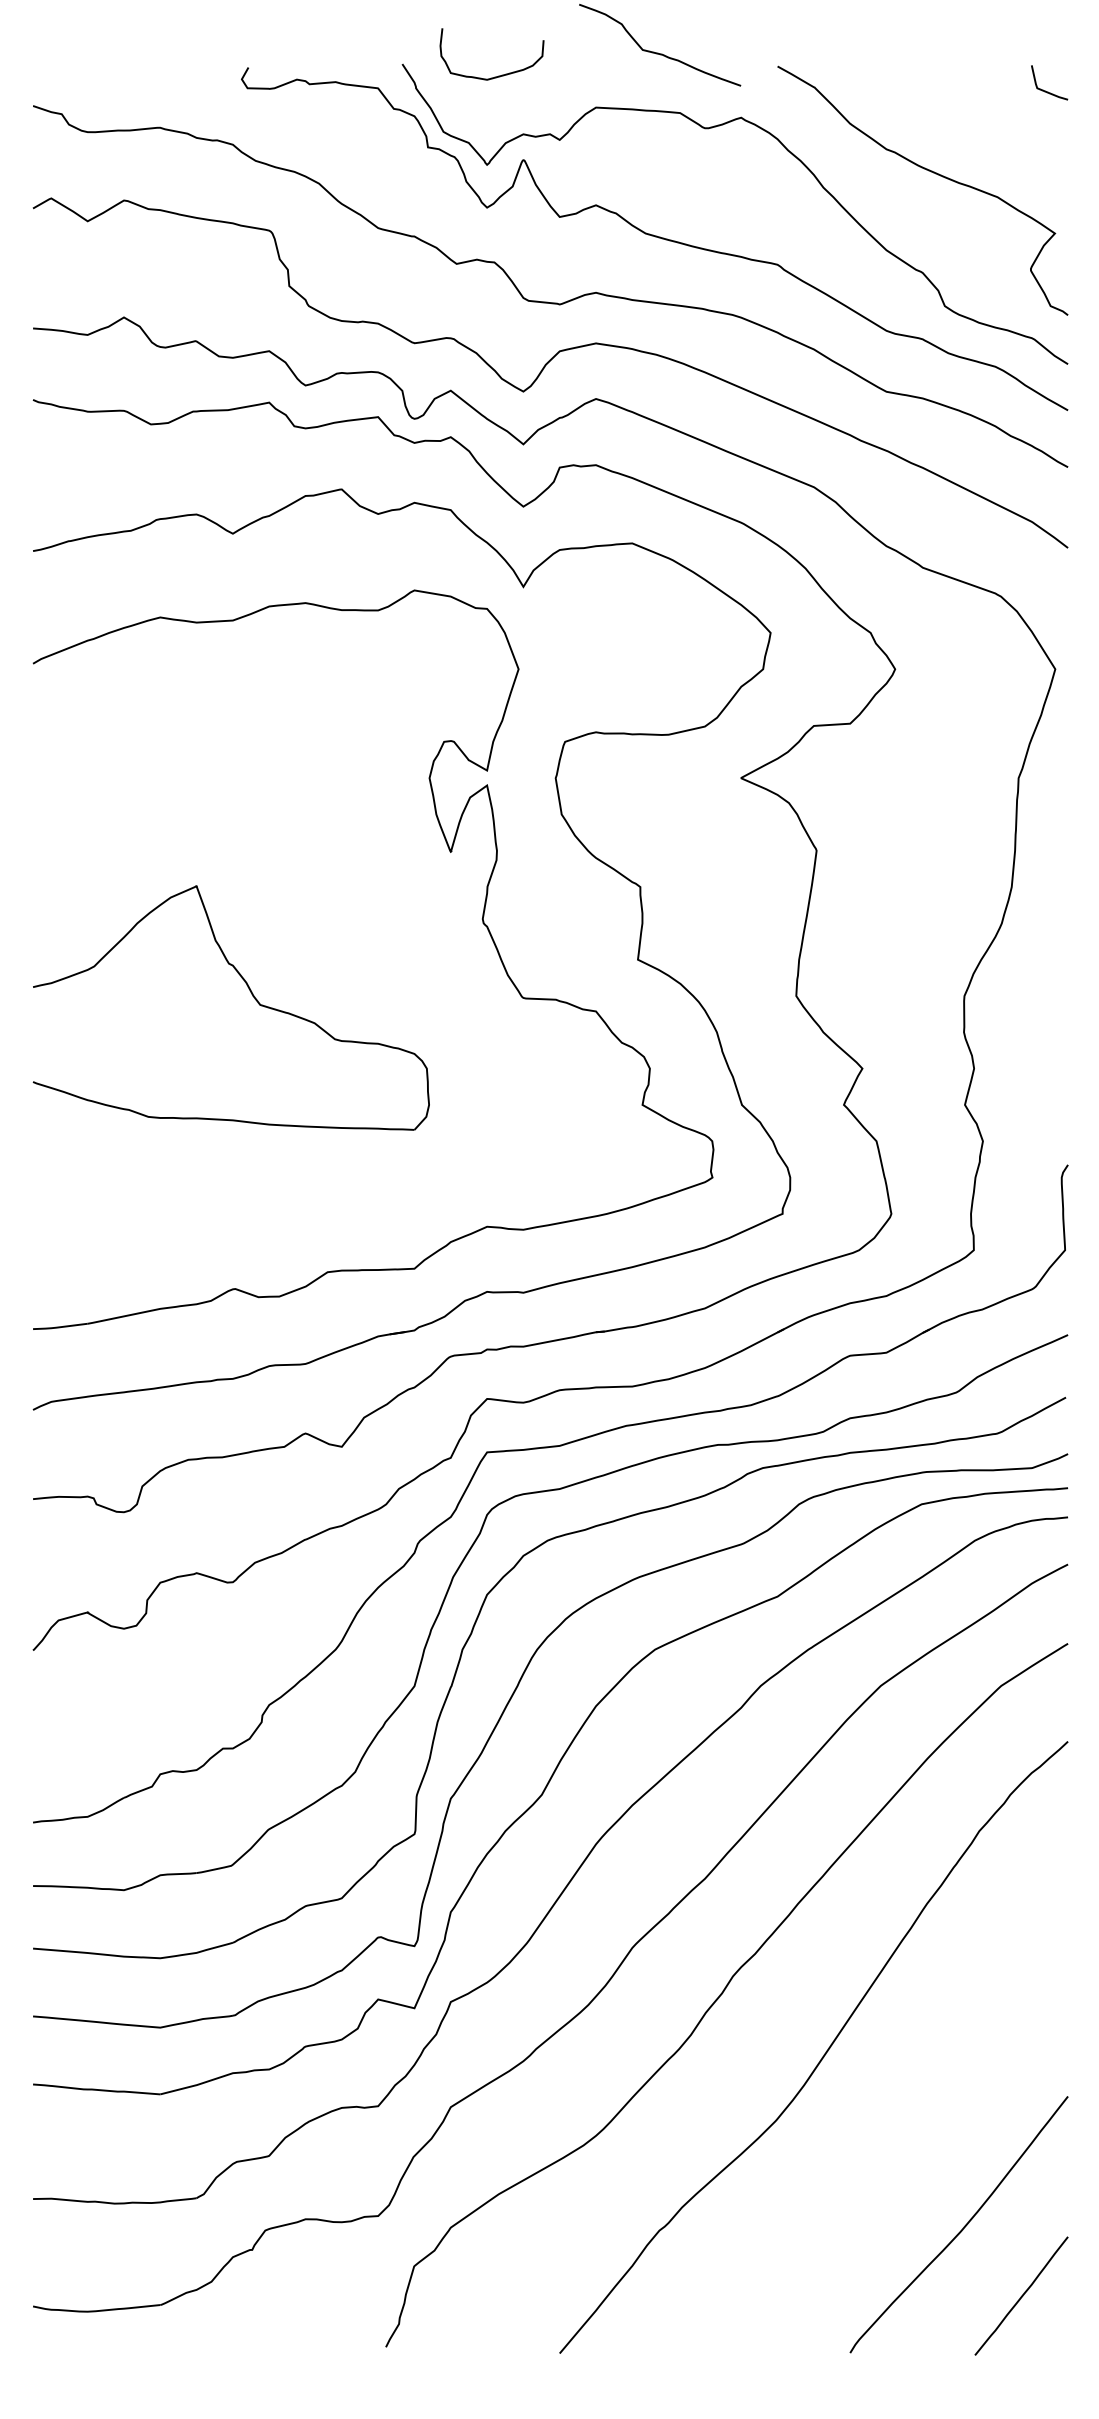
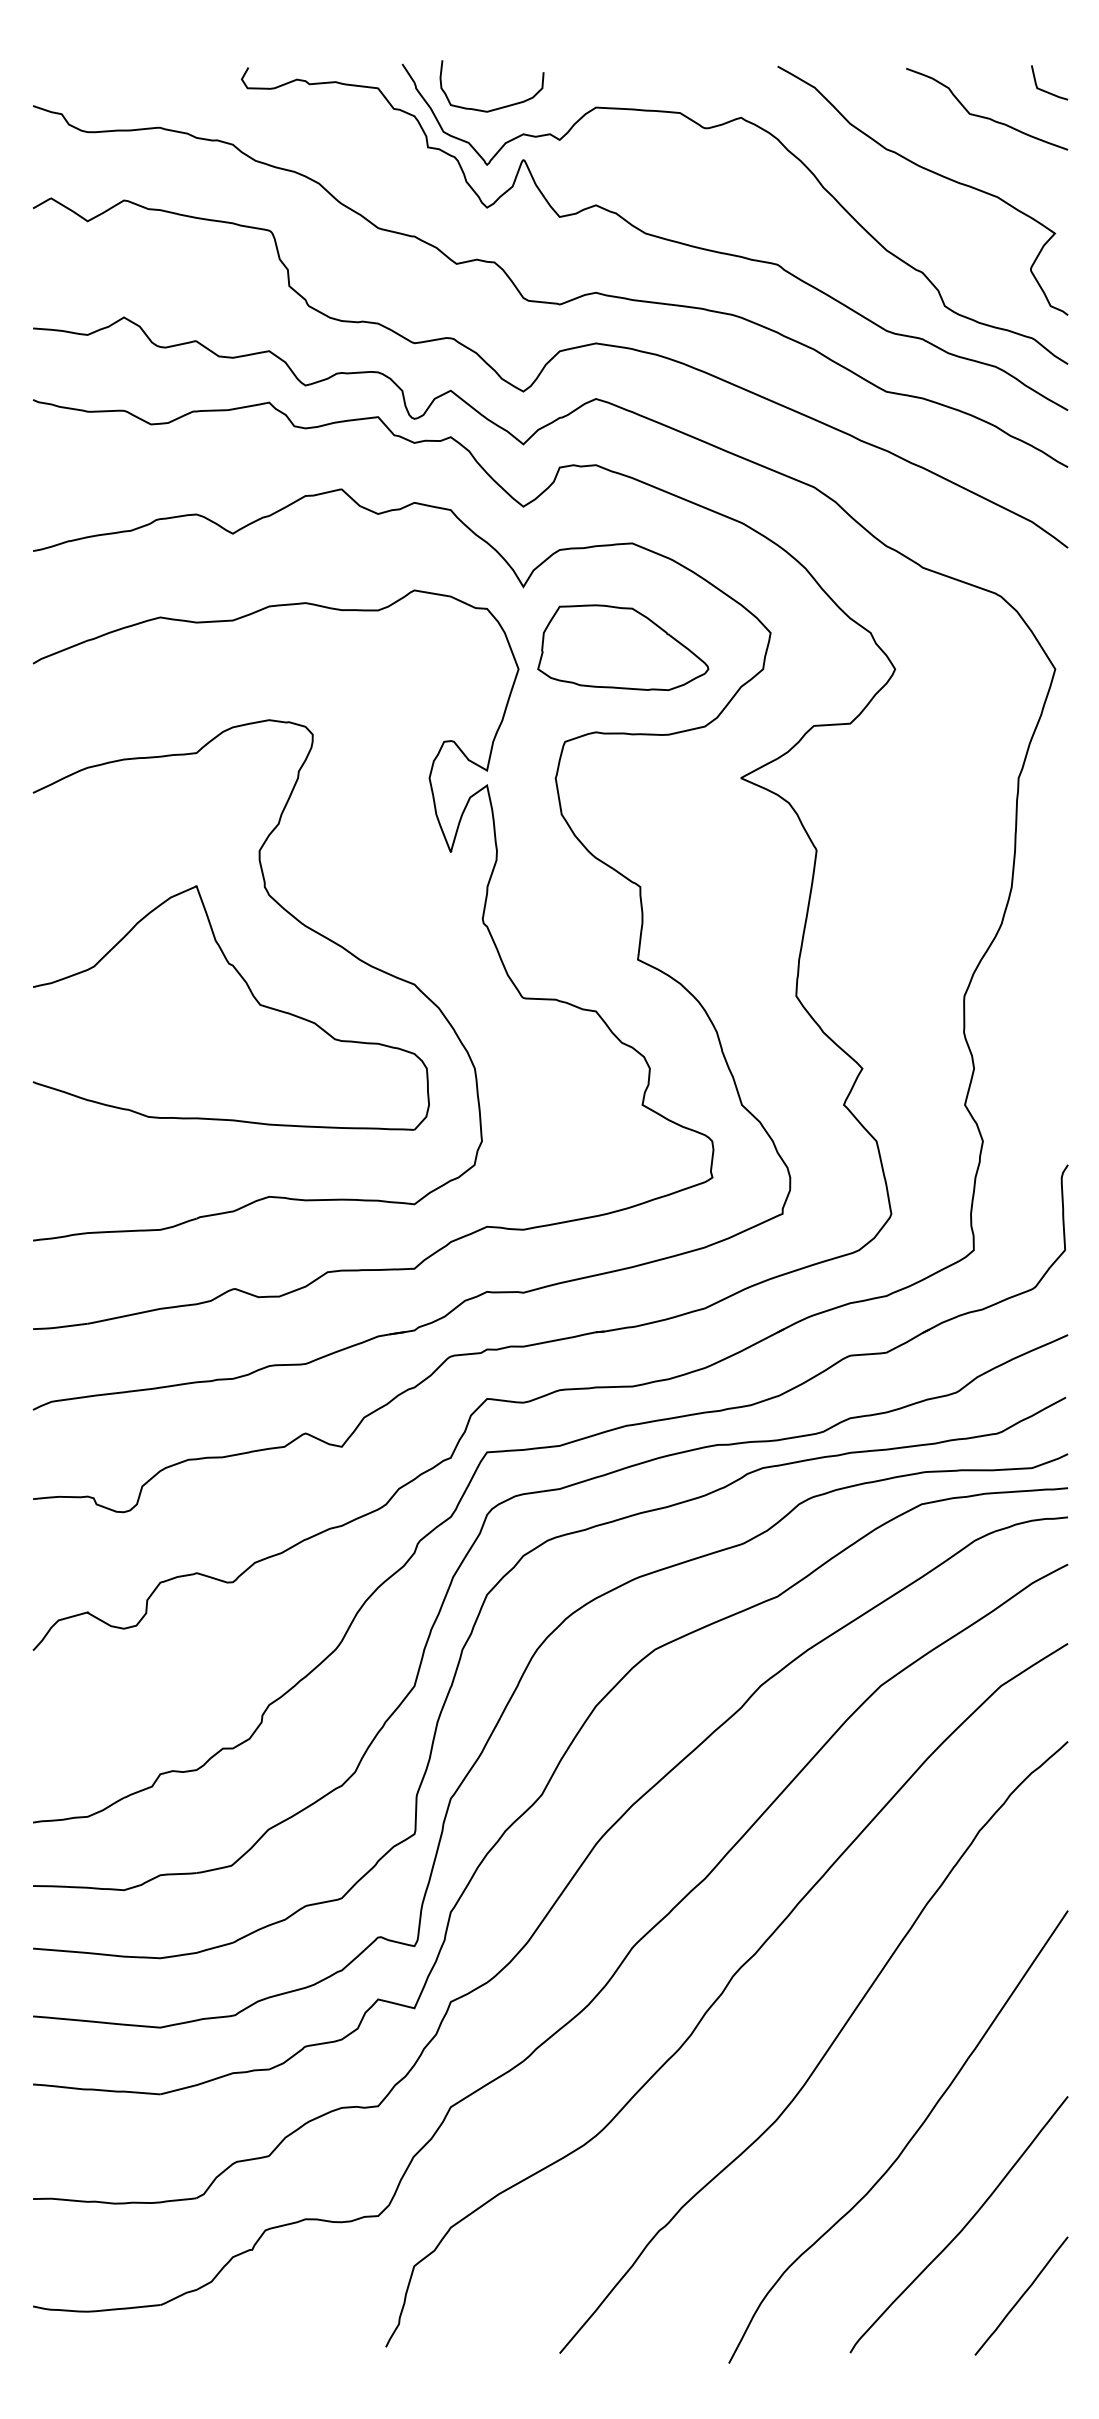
curve position: (658, 52) -> (985, 116) (985, 116)
curve position: (498, 75) -> (498, 107) (498, 107)
part: none -> present (623, 647)
part: none -> present (301, 924)
curve: none -> present (906, 2143)
